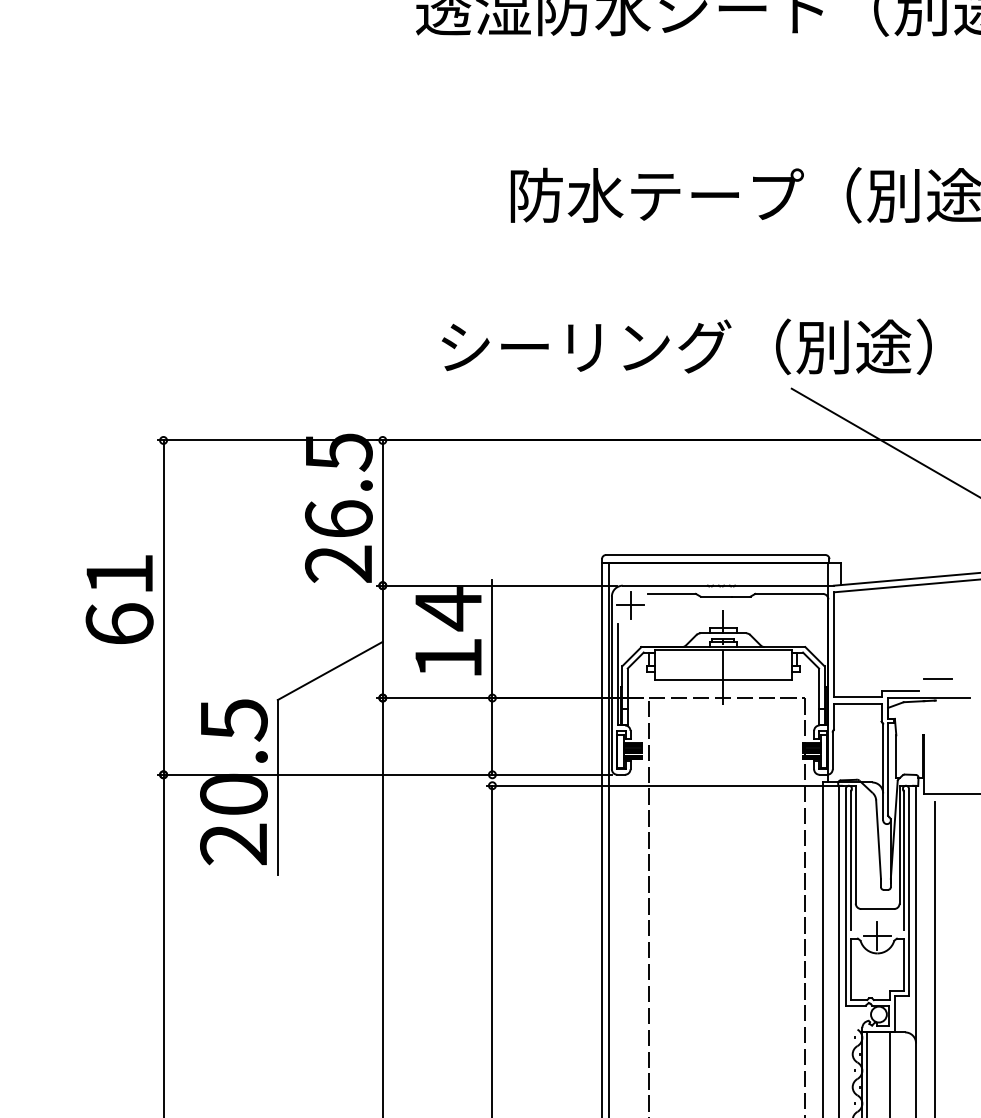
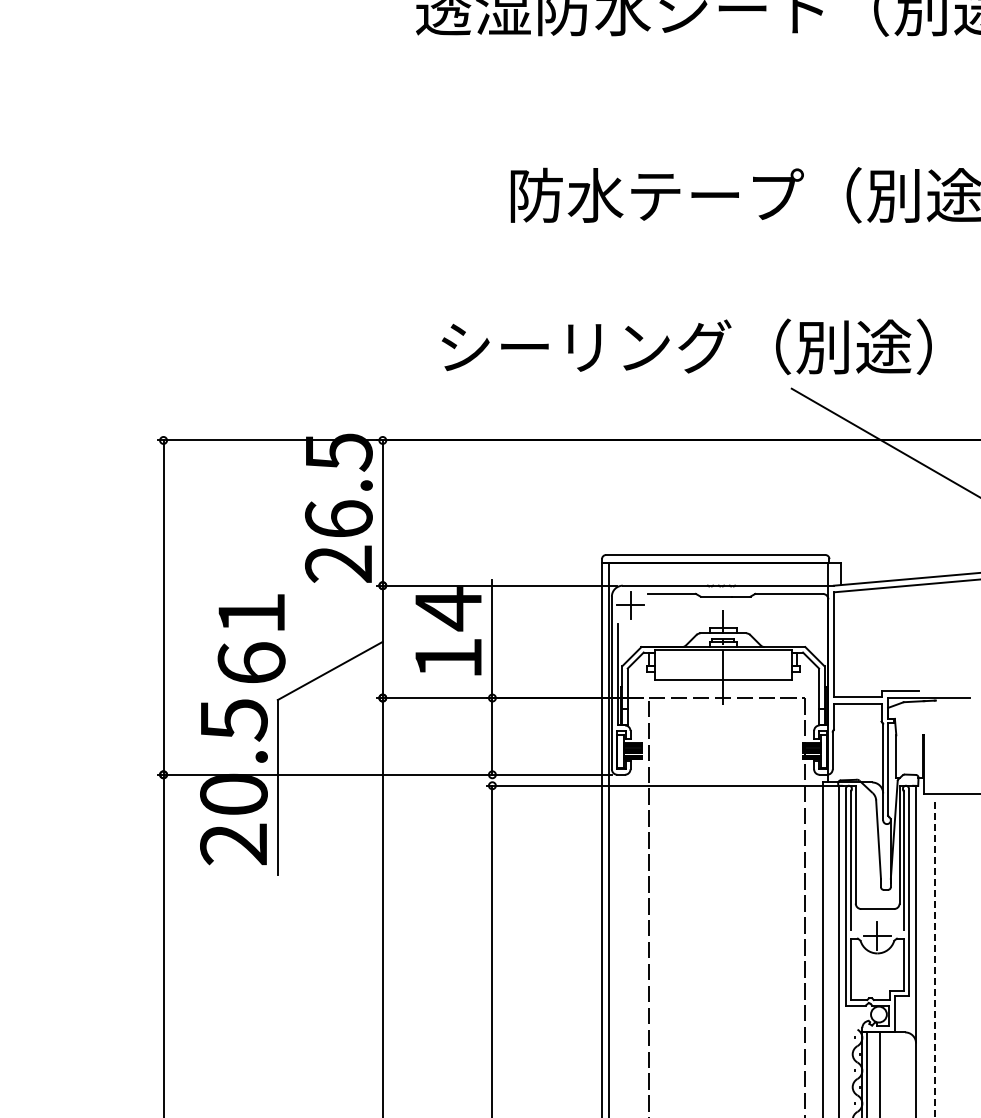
text position: (119, 599) -> (251, 638) (251, 638)
line: present -> none (937, 678)
line: solid -> dashed (935, 960)
line position: (889, 1073) -> (879, 1073) (879, 1073)
